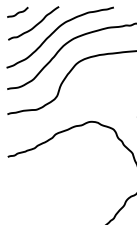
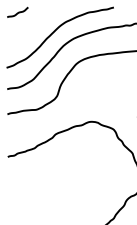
curve: present -> none (35, 24)
